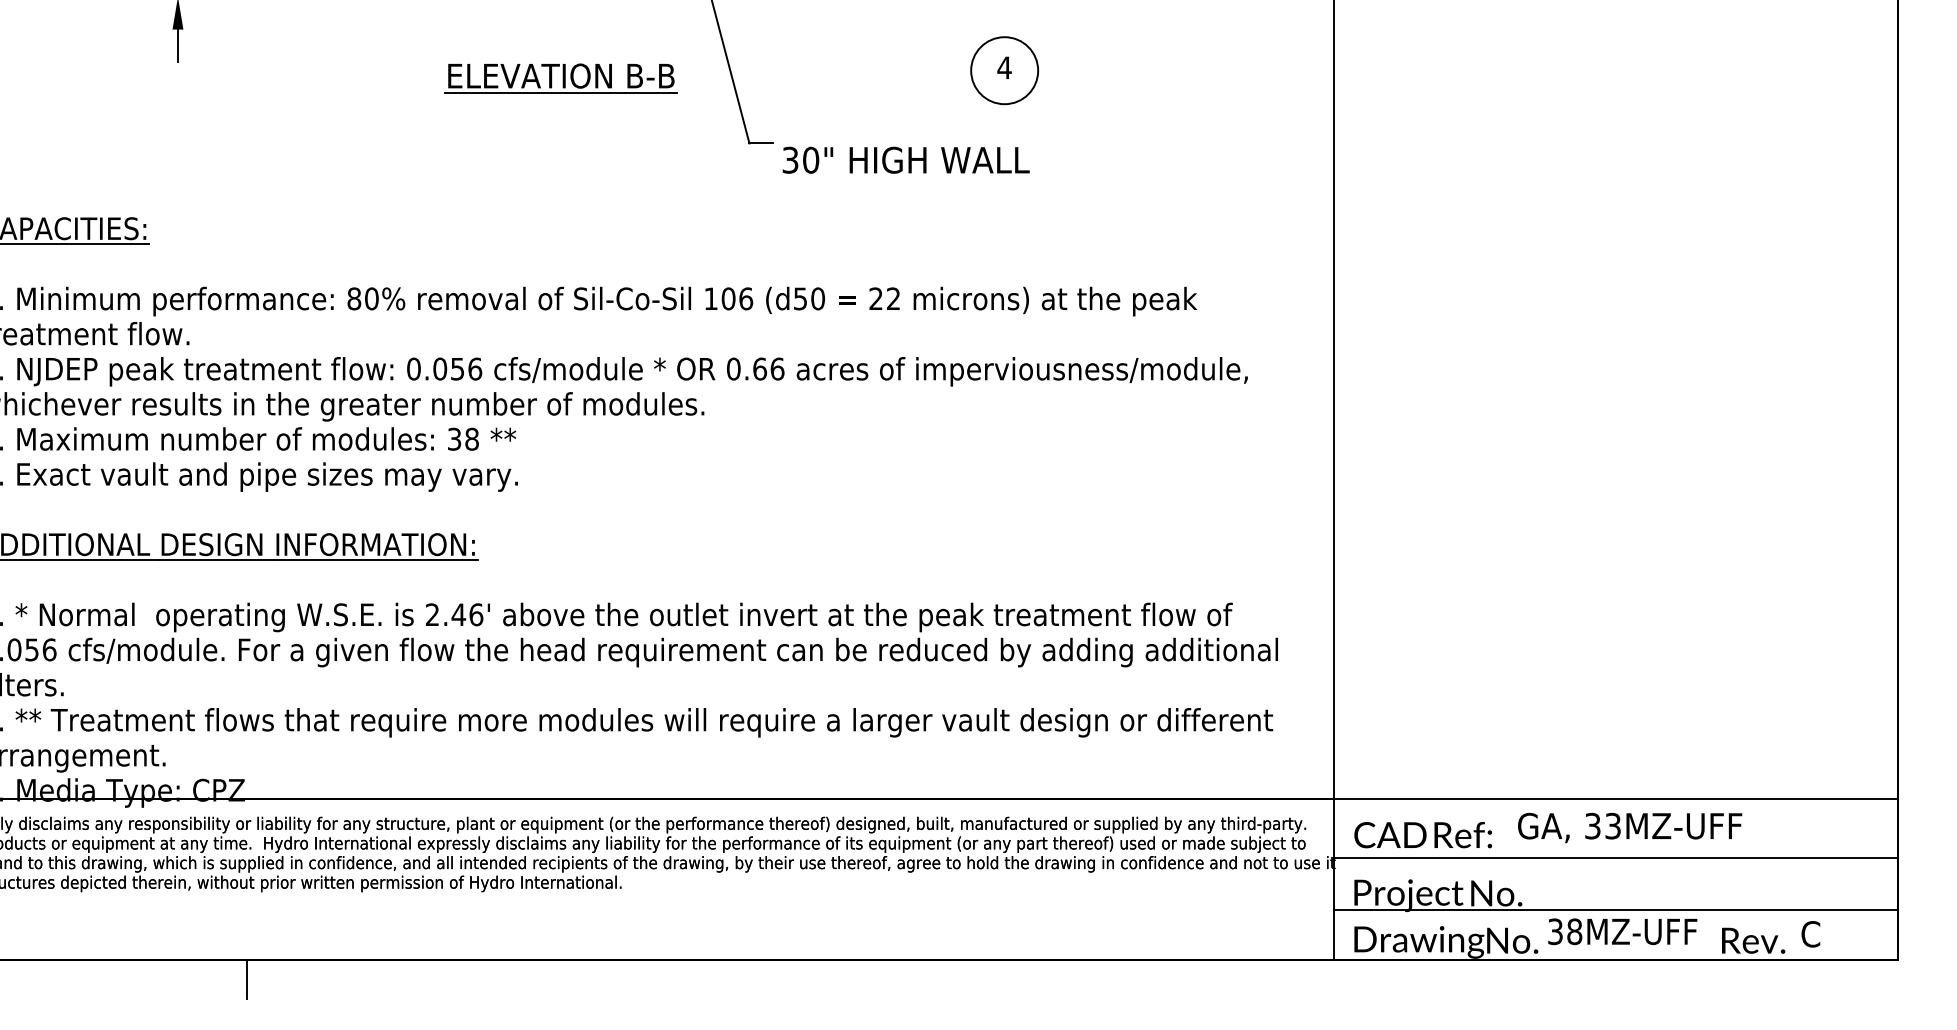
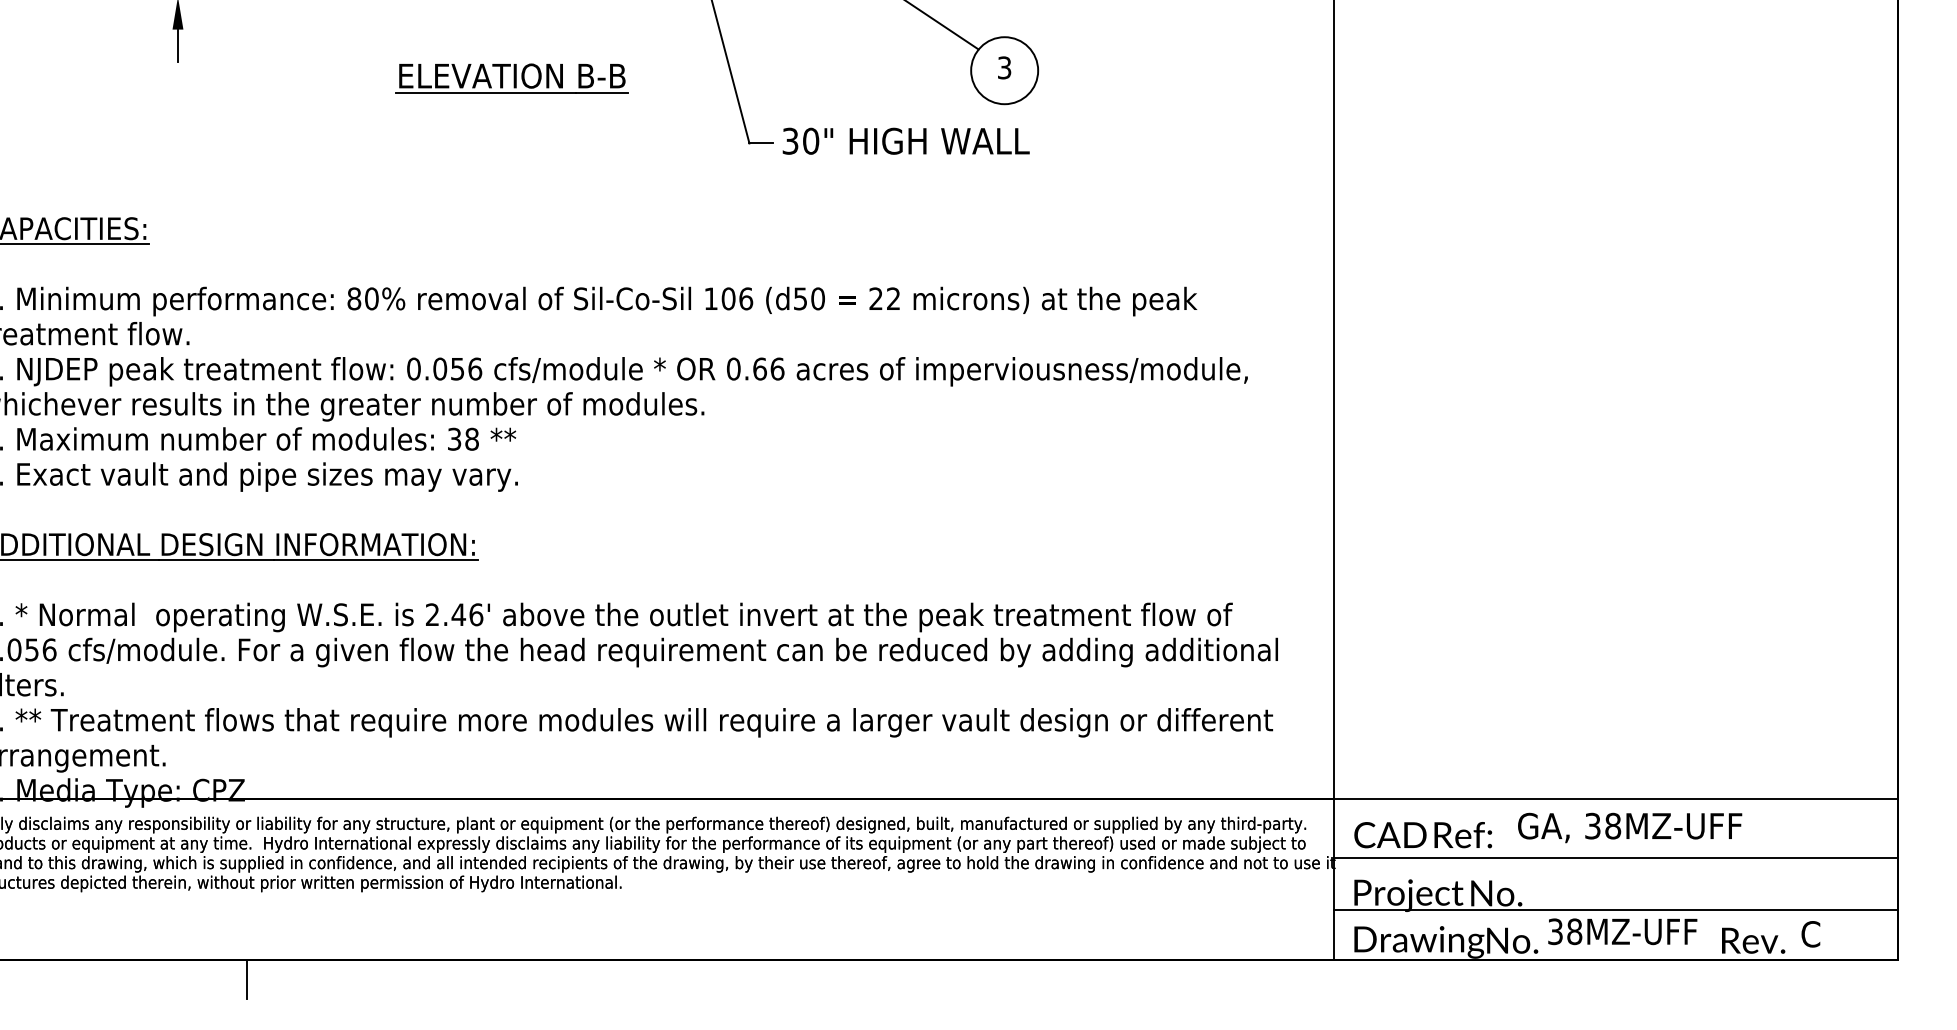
line: none -> present (942, 25)
text: 4 -> 3 (1004, 67)
part position: (560, 78) -> (511, 78) (511, 78)
text position: (905, 159) -> (905, 140) (905, 140)
text: 33MZ-UFF -> 38MZ-UFF (1613, 826)
